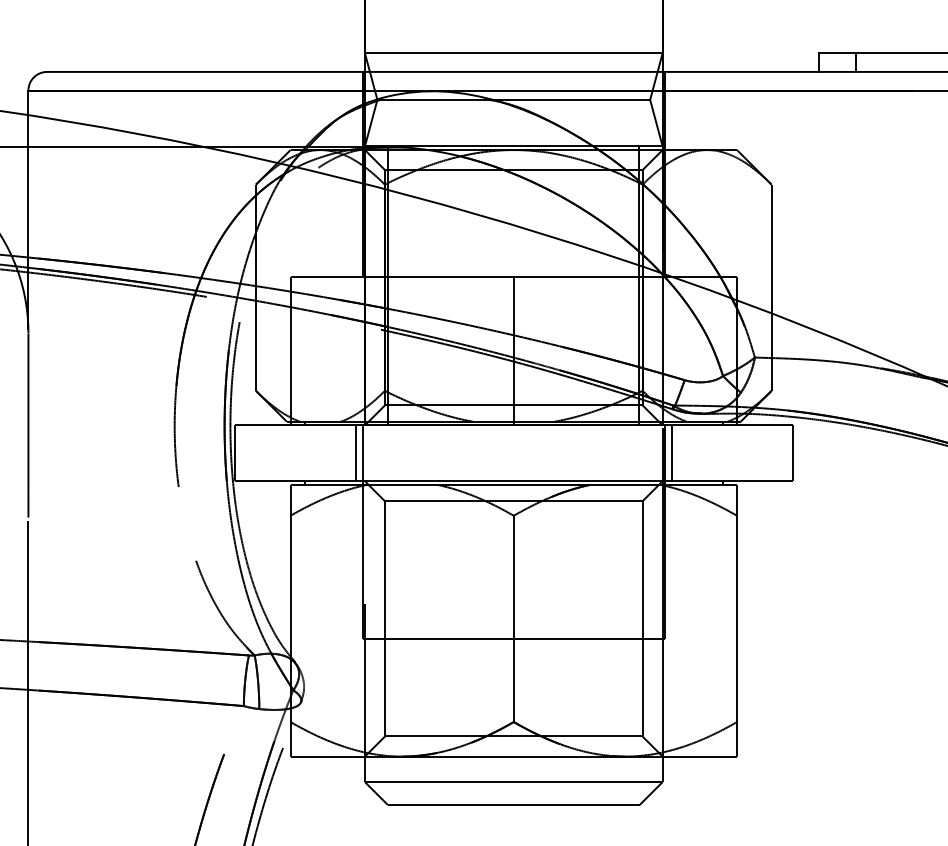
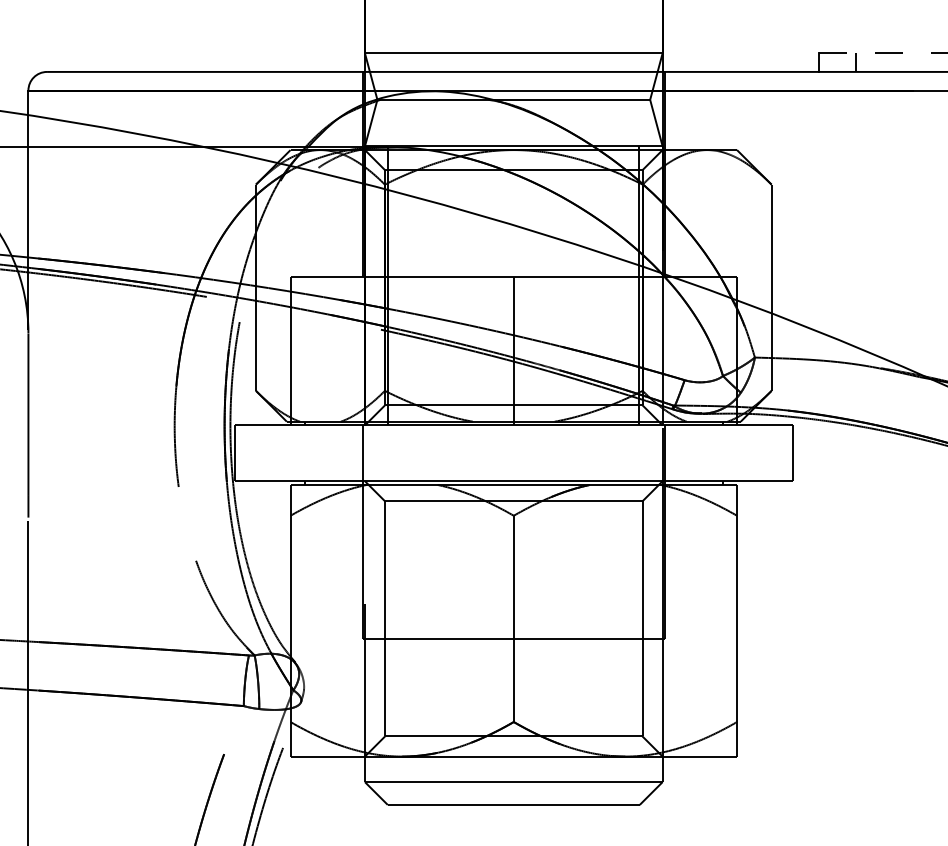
line: solid -> dashed (883, 53)
line: present -> none (355, 453)
line: present -> none (671, 453)
